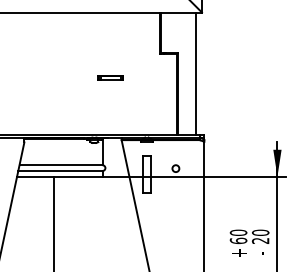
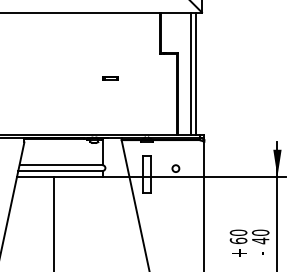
line: none -> present (190, 73)
part size: 27x6 px -> 17x5 px (110, 78)
text: 20 -> 40 (260, 240)
